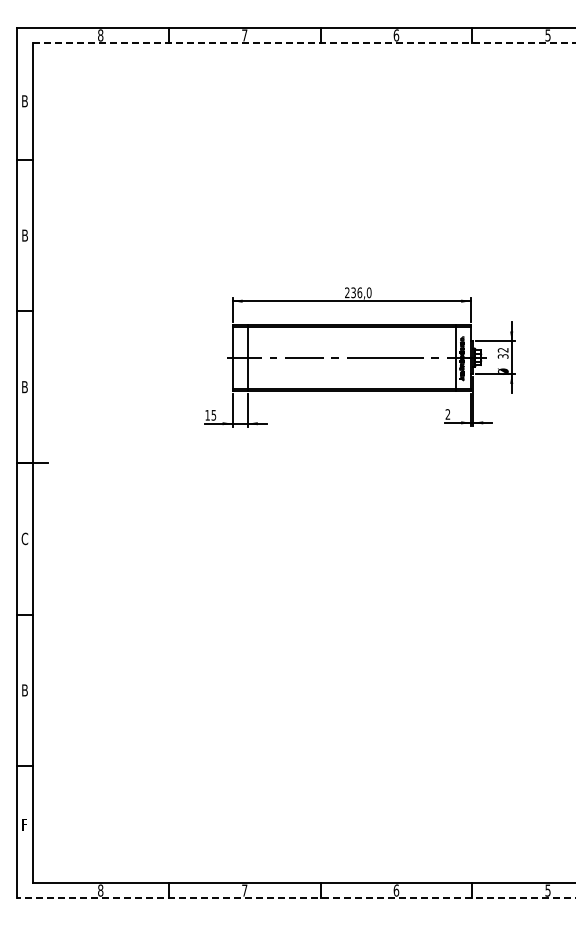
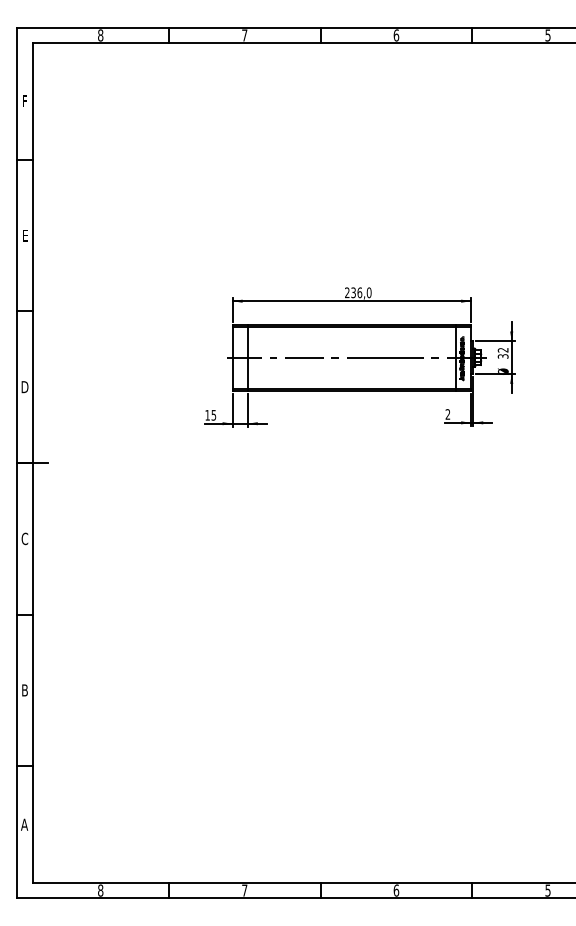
line: dashed -> solid (304, 42)
text: B -> F (24, 101)
text: B -> E (24, 235)
text: B -> D (24, 387)
text: F -> A (24, 824)
line: dashed -> solid (296, 898)
